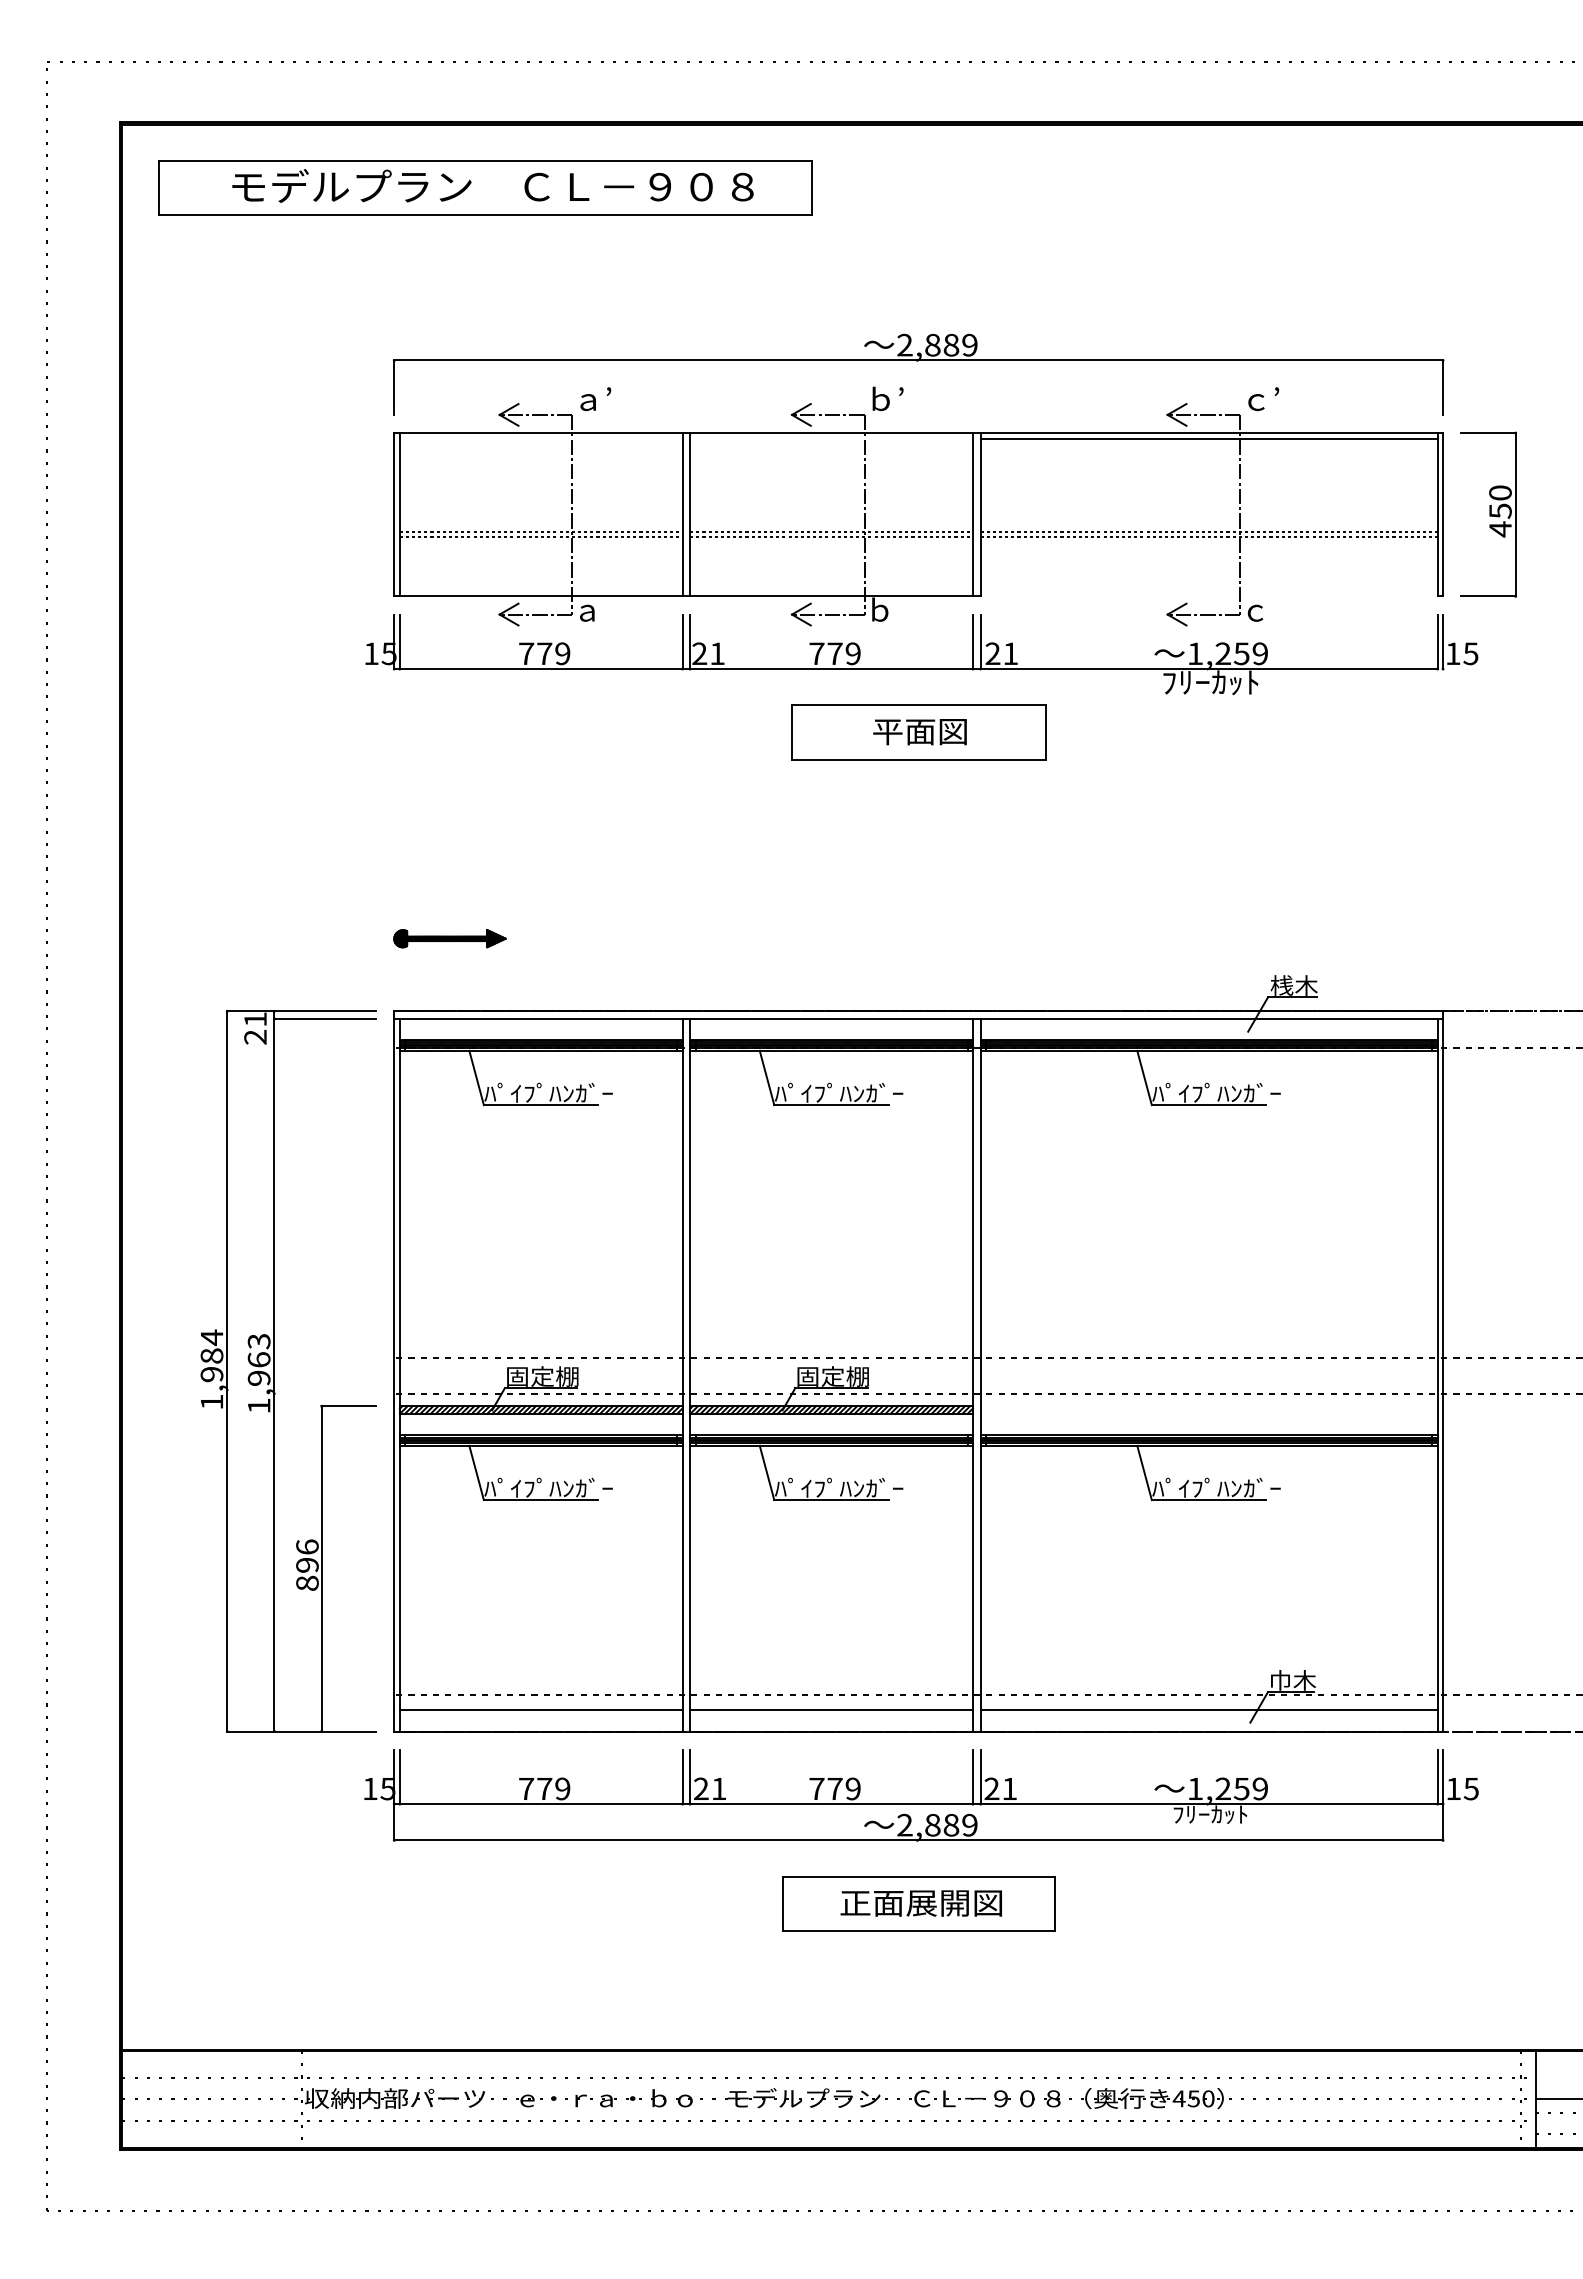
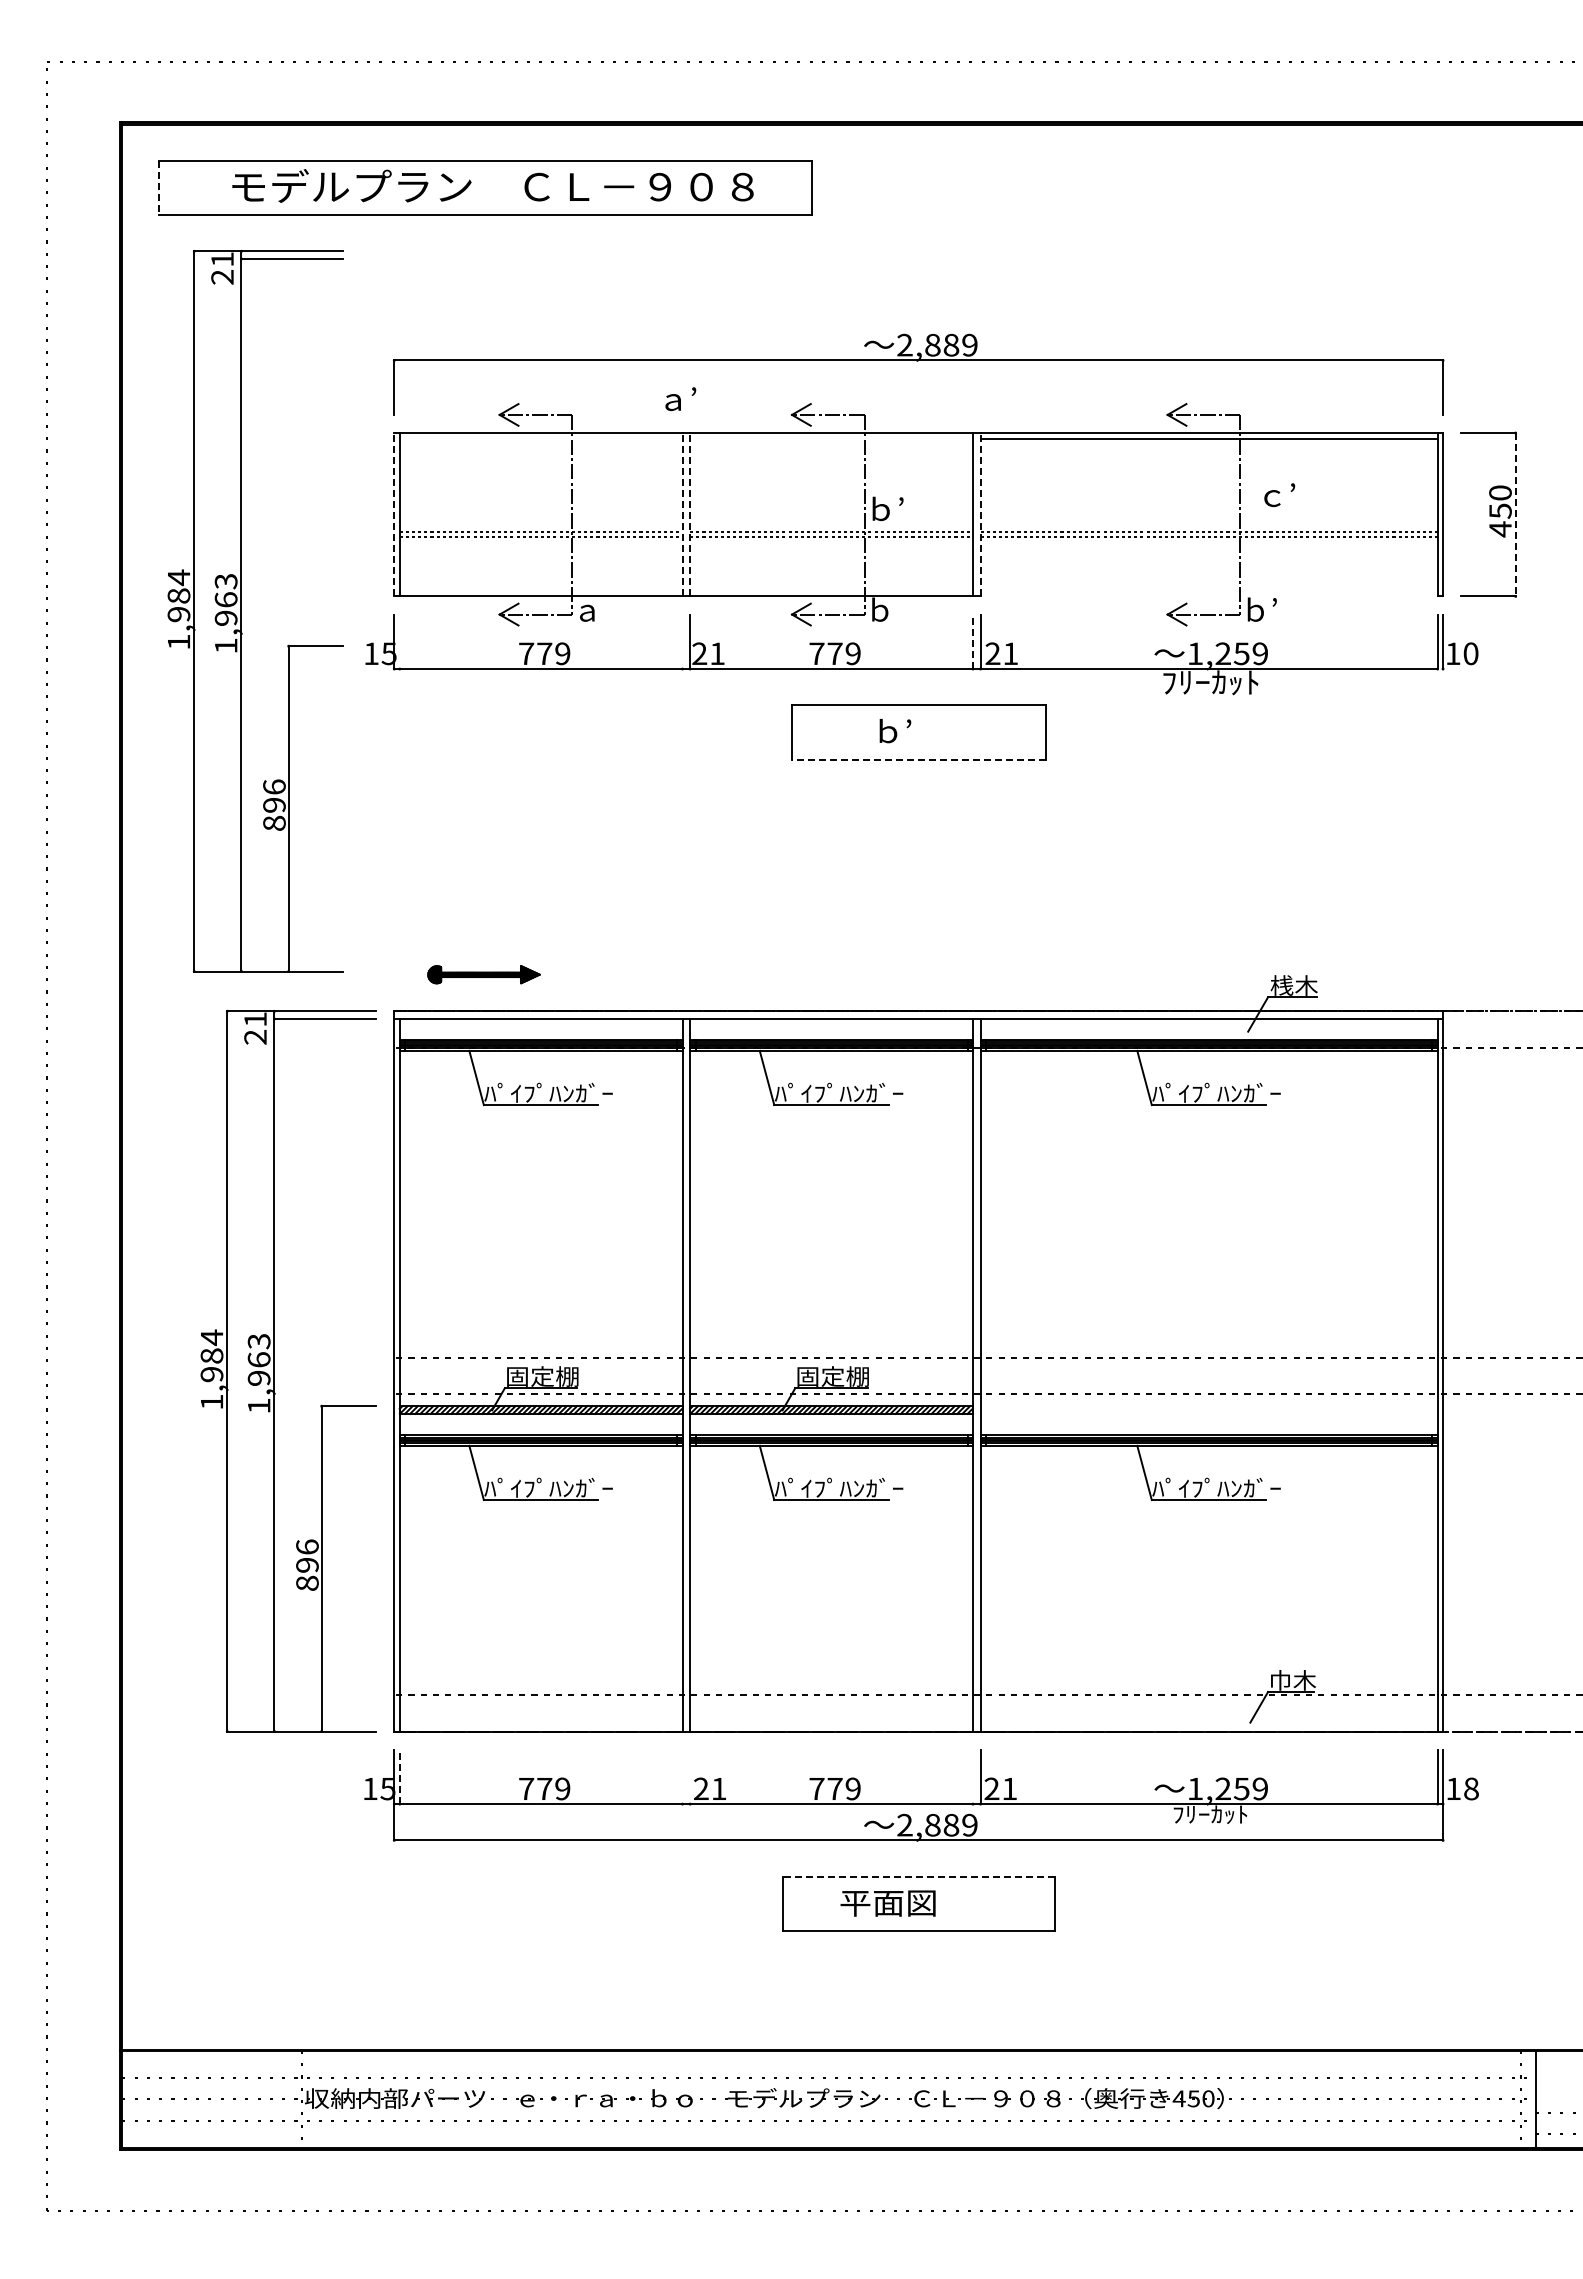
line: solid -> dashed (158, 188)
text position: (887, 398) -> (887, 508) (887, 508)
text position: (595, 399) -> (680, 399) (680, 399)
text position: (1263, 399) -> (1279, 495) (1279, 495)
line: solid -> dashed (394, 514)
line: solid -> dashed (682, 514)
line: solid -> dashed (690, 514)
line: solid -> dashed (980, 514)
line: solid -> dashed (1515, 514)
text: ｃ -> ｂ’ (1261, 609)
part: none -> present (241, 610)
line: present -> none (399, 641)
line: present -> none (682, 641)
line: solid -> dashed (972, 641)
text: 15 -> 10 (1470, 653)
text: 平面図 -> ｂ’ (919, 732)
line: solid -> dashed (918, 759)
part position: (449, 938) -> (483, 974) (483, 974)
line: present -> none (540, 1709)
line: present -> none (831, 1709)
line: present -> none (1208, 1709)
line: solid -> dashed (399, 1776)
line: present -> none (682, 1776)
line: present -> none (690, 1776)
line: present -> none (972, 1776)
text: 15 -> 18 (1470, 1788)
line: solid -> dashed (918, 1876)
text: 正面展開図 -> 平面図 (920, 1903)
line: present -> none (1557, 2099)
